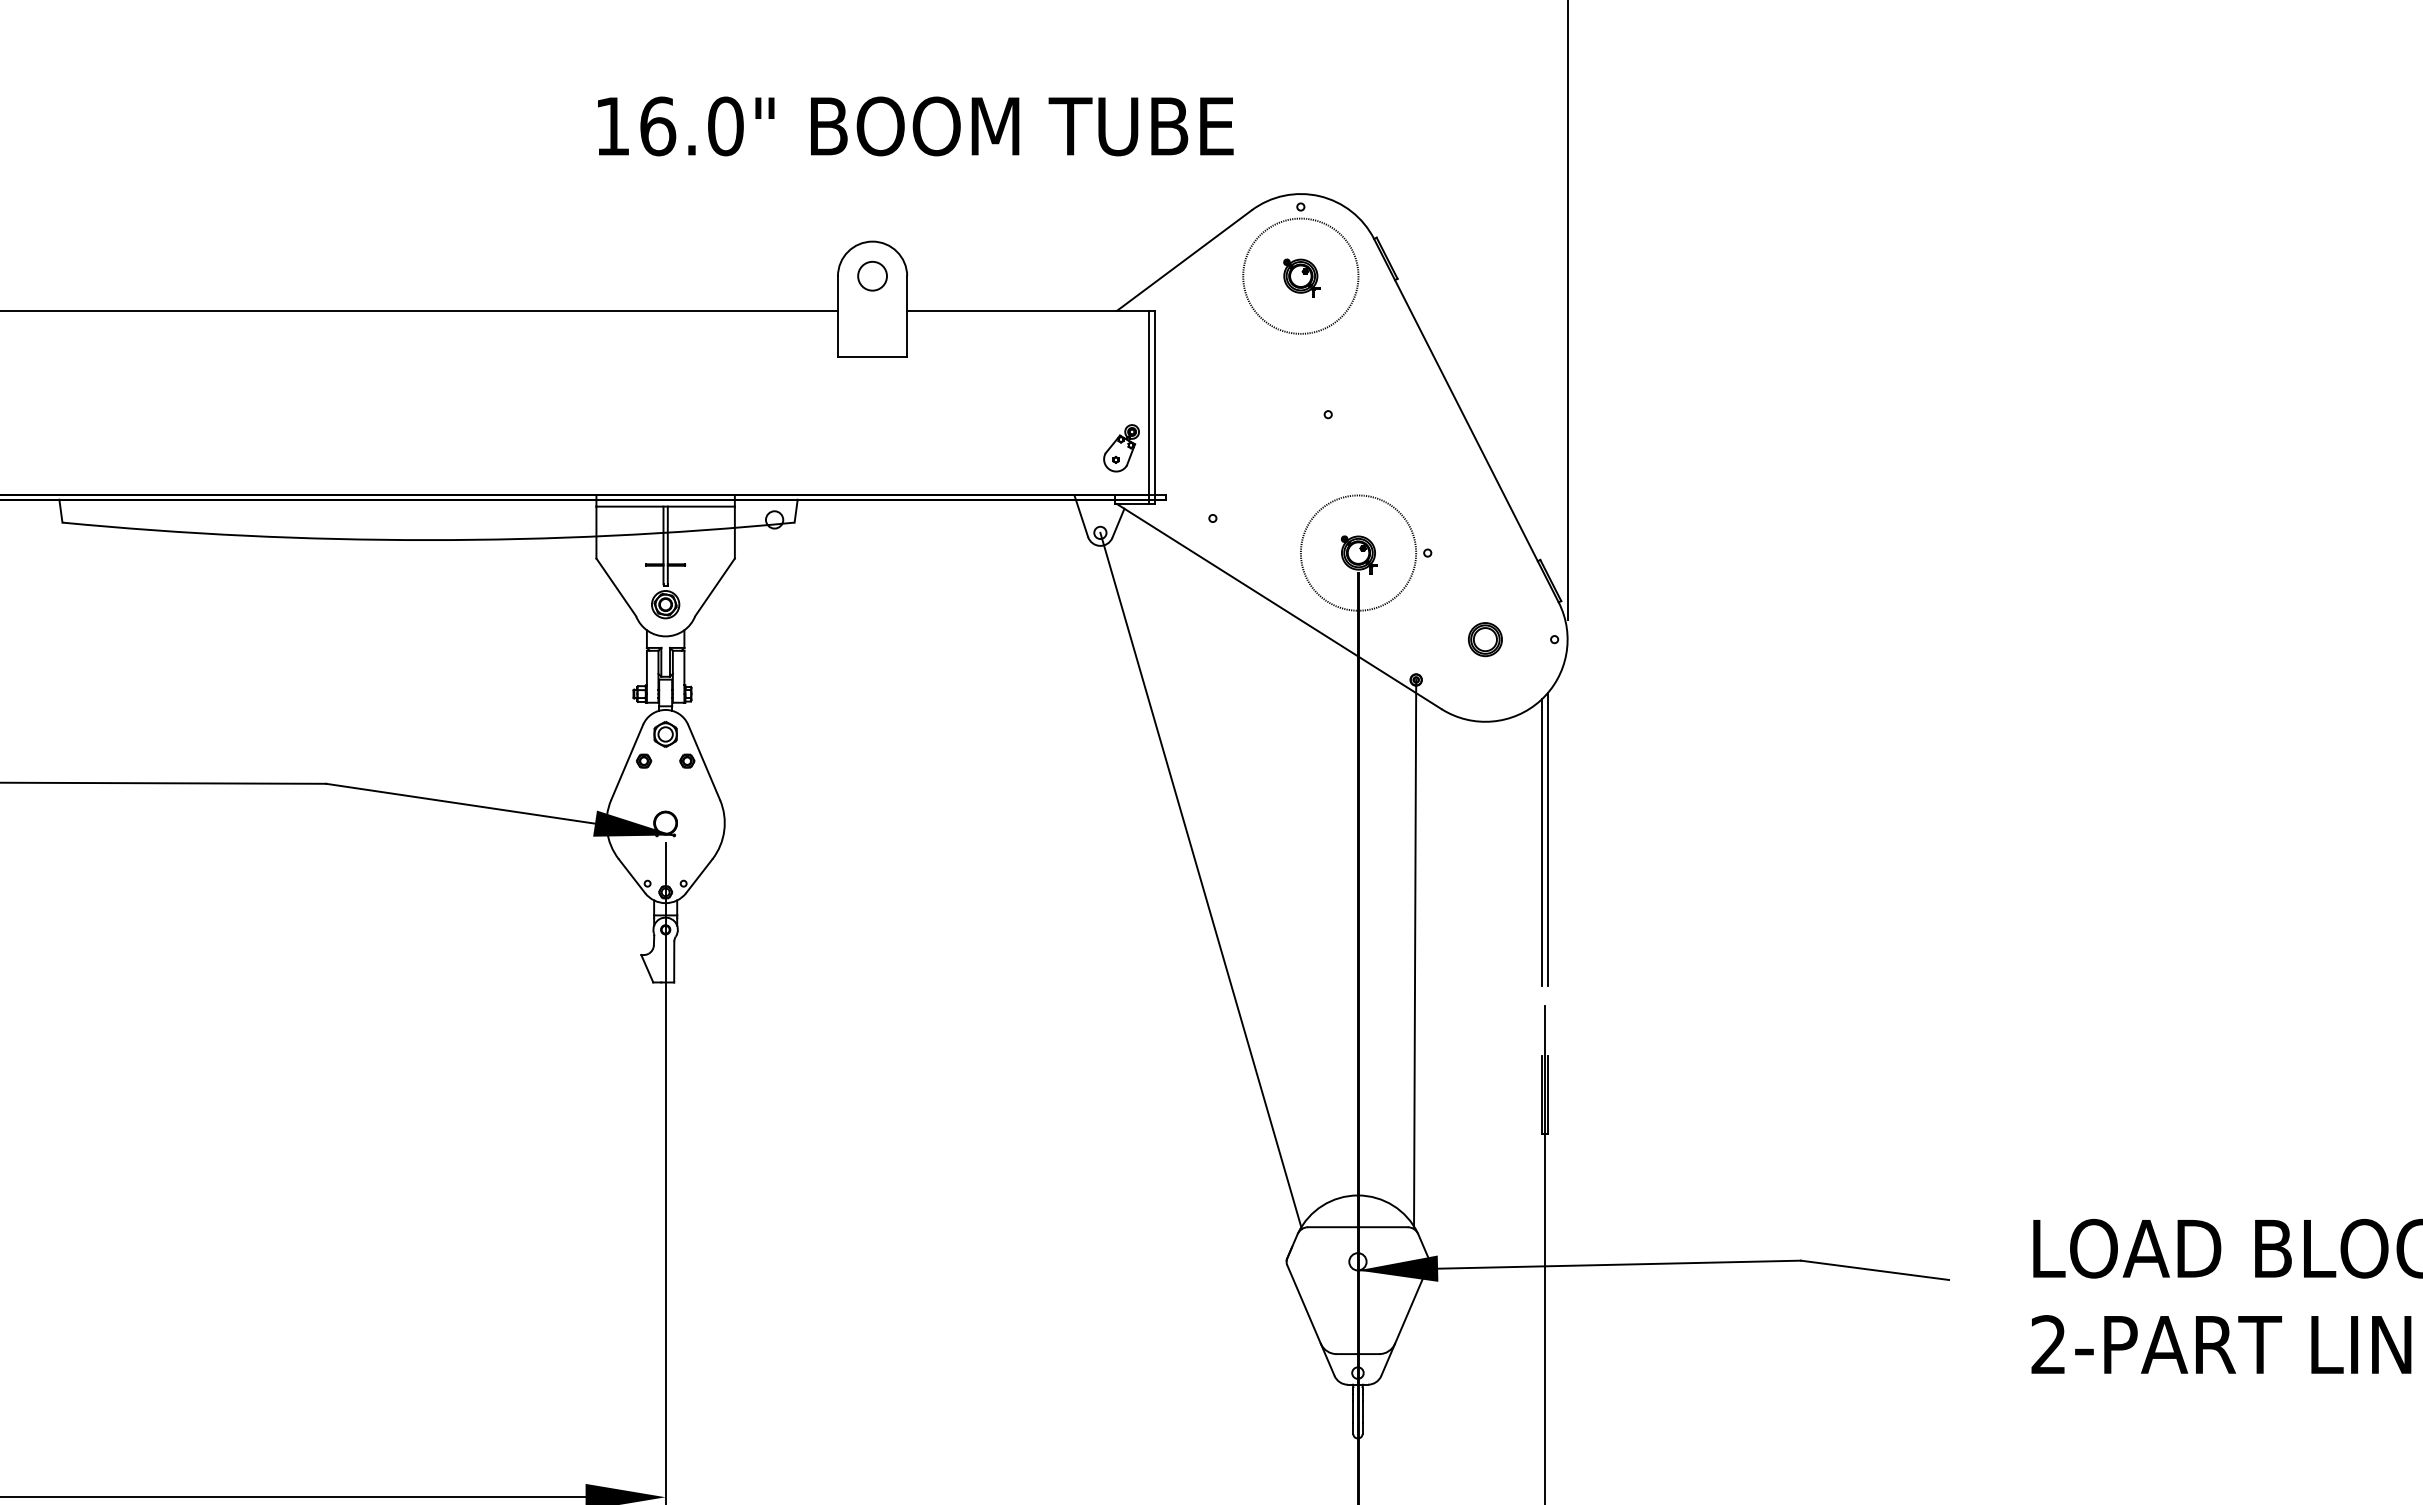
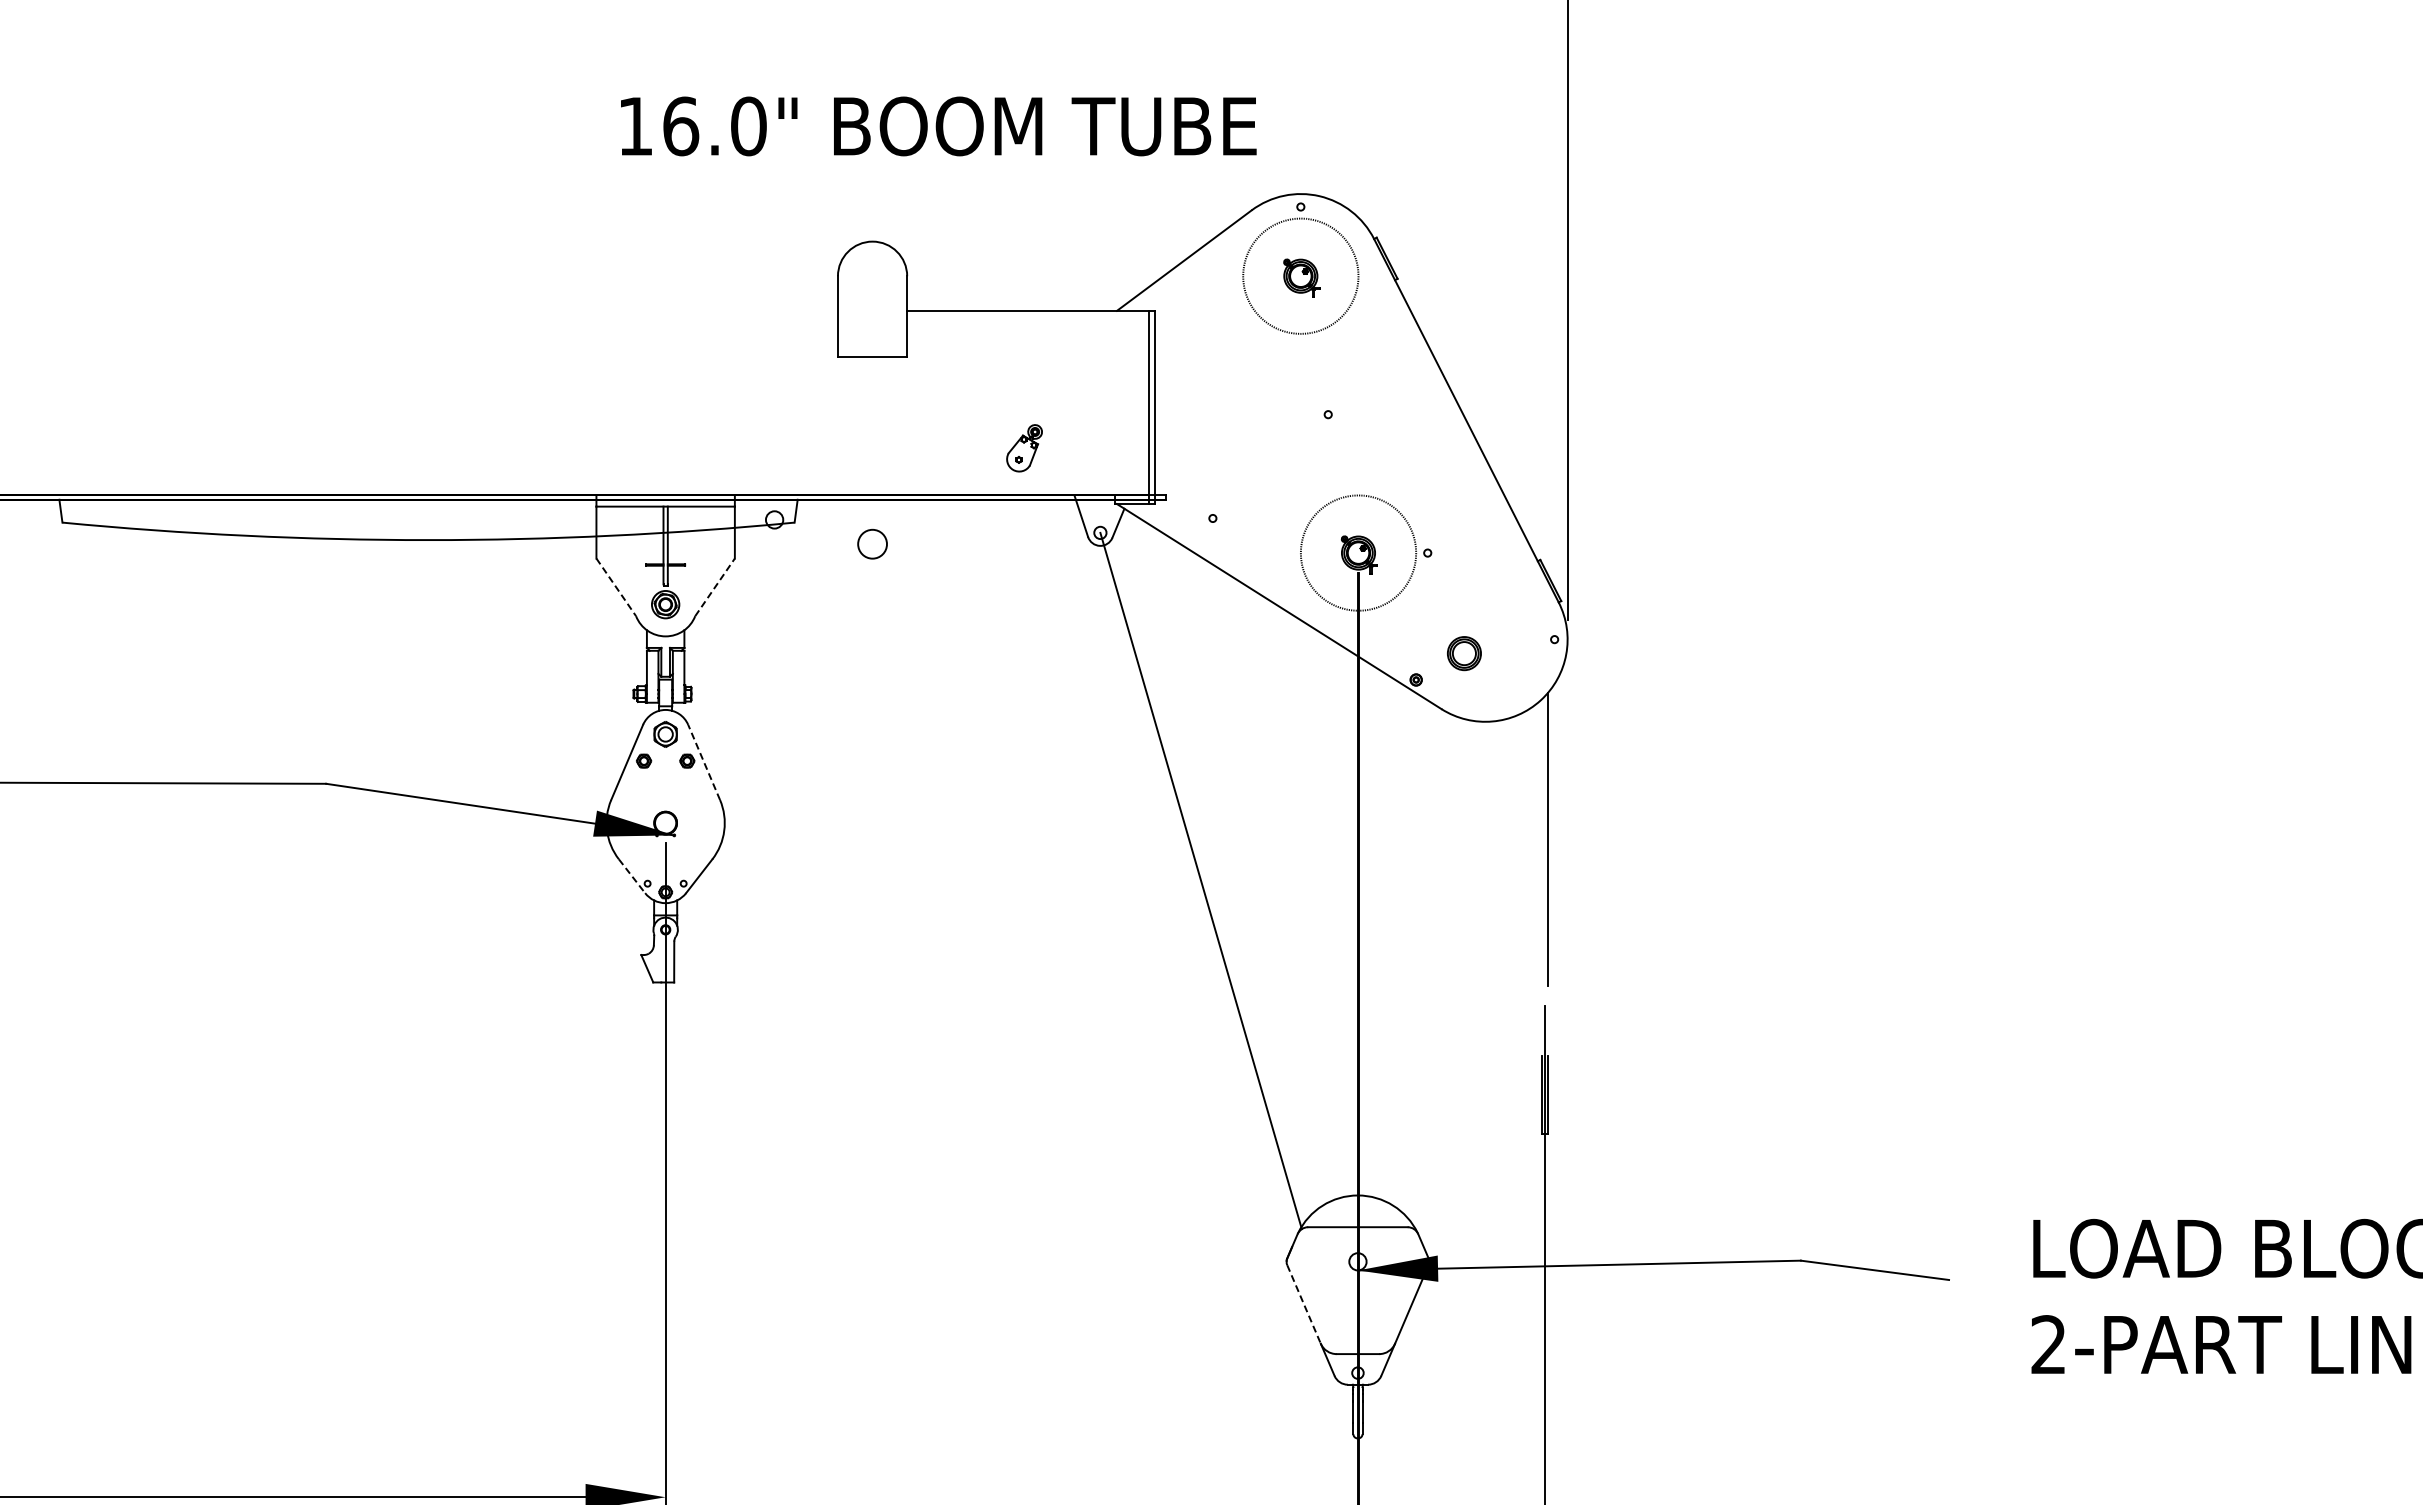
text position: (915, 126) -> (938, 126) (938, 126)
circle position: (872, 275) -> (872, 543) (872, 543)
line: present -> none (419, 310)
part position: (1121, 448) -> (1024, 448) (1024, 448)
line: solid -> dashed (715, 586)
line: solid -> dashed (616, 587)
part position: (1485, 639) -> (1464, 653) (1464, 653)
line: solid -> dashed (704, 762)
line: present -> none (1541, 842)
line: solid -> dashed (632, 876)
line: present -> none (1415, 953)
line: solid -> dashed (1304, 1304)
